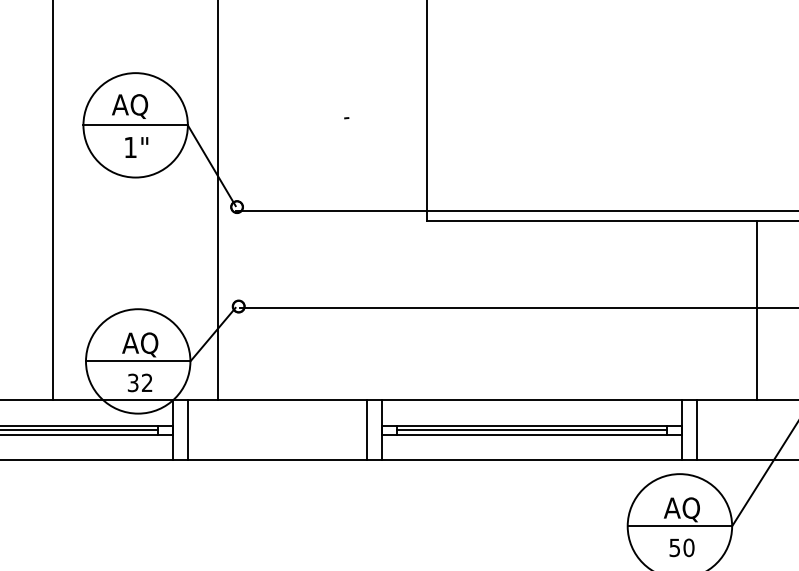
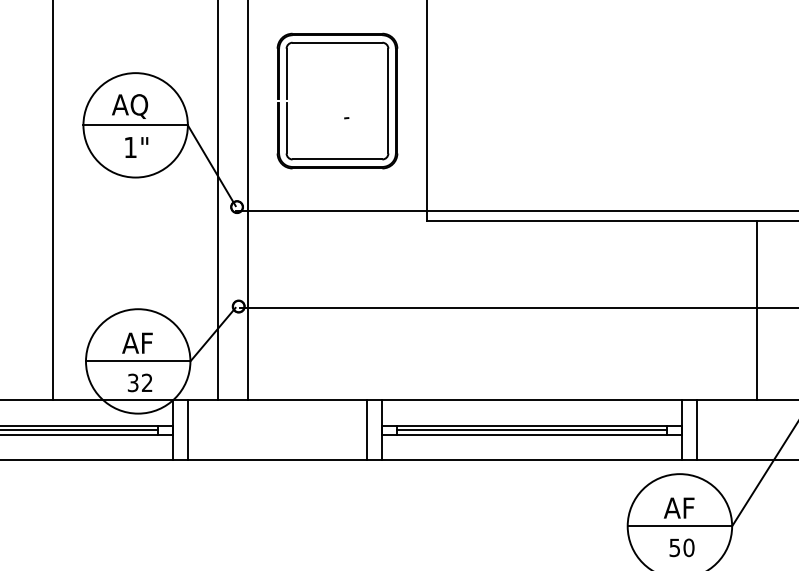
part: none -> present (387, 100)
line: none -> present (247, 201)
text: AQ -> AF (149, 344)
text: AQ -> AF (690, 509)
